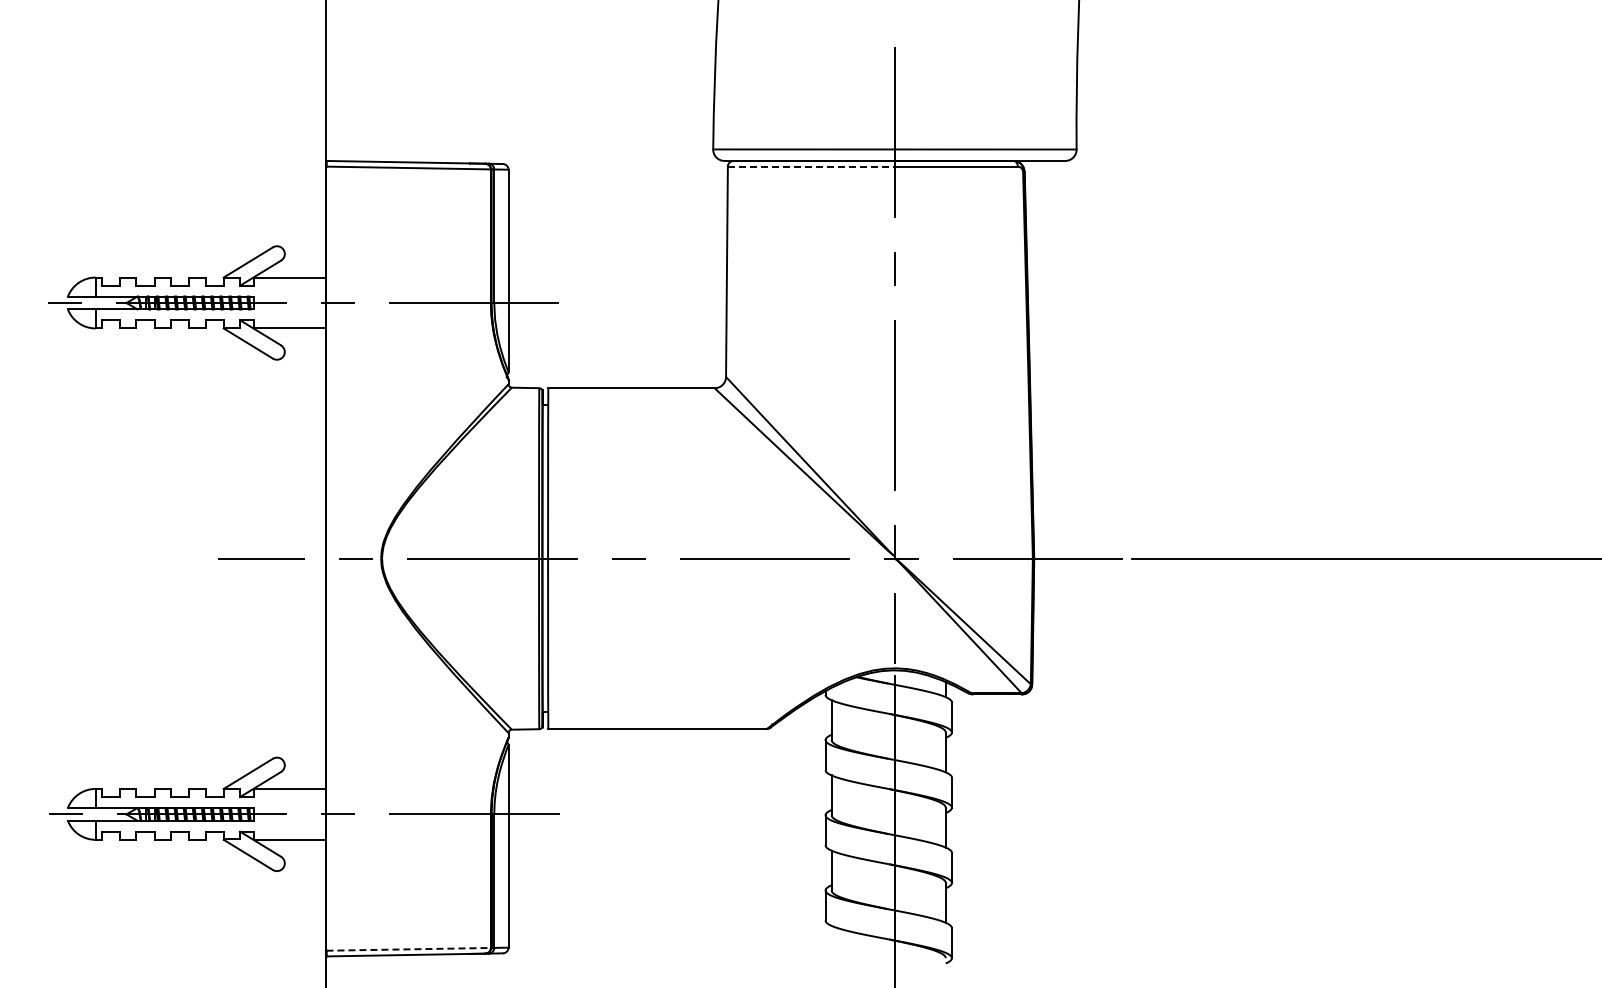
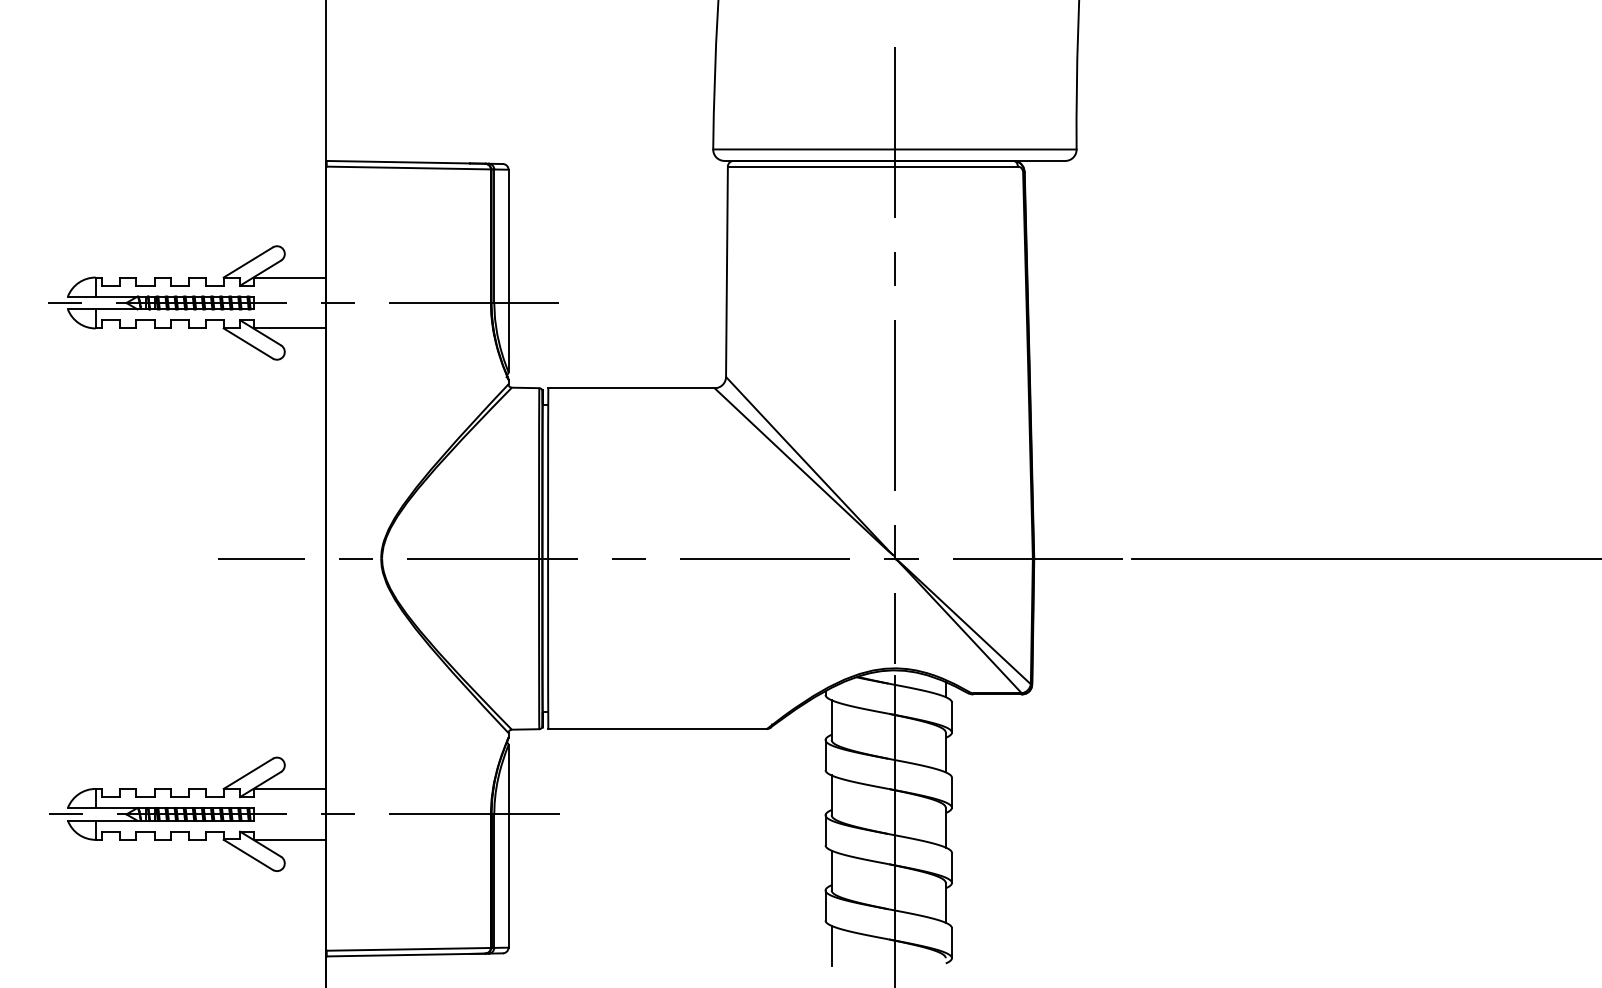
line: dashed -> solid (811, 166)
line: none -> present (831, 945)
line: dashed -> solid (409, 949)
